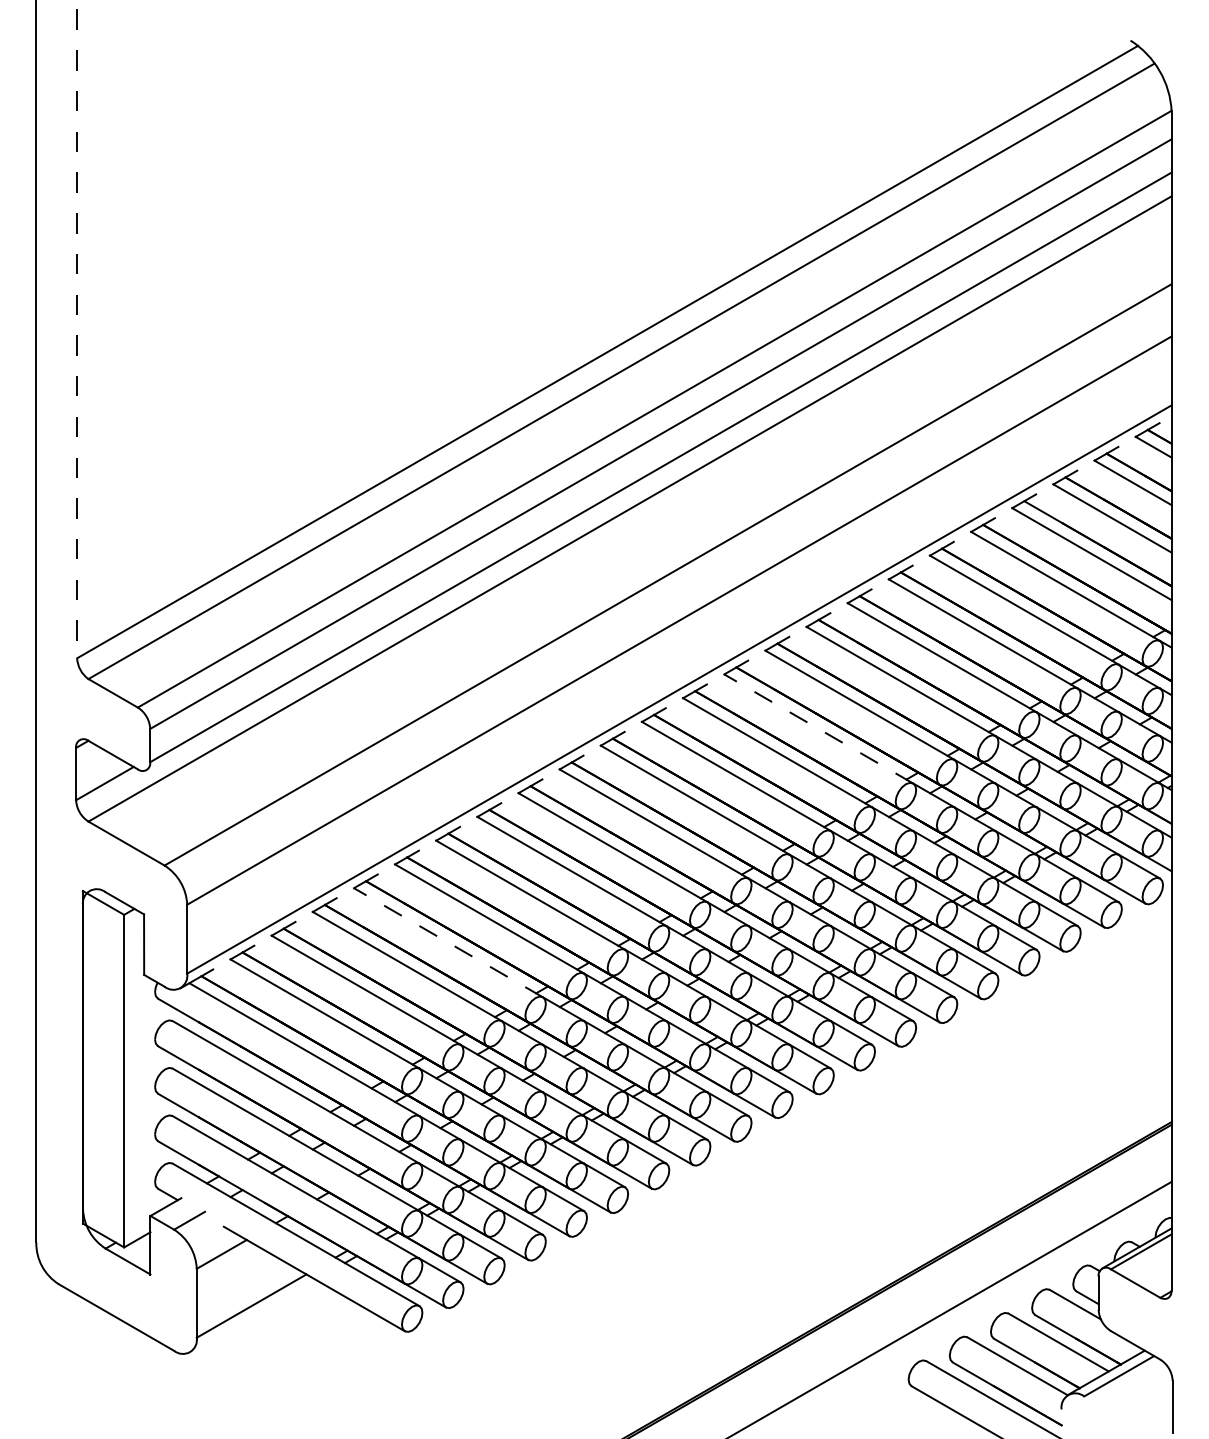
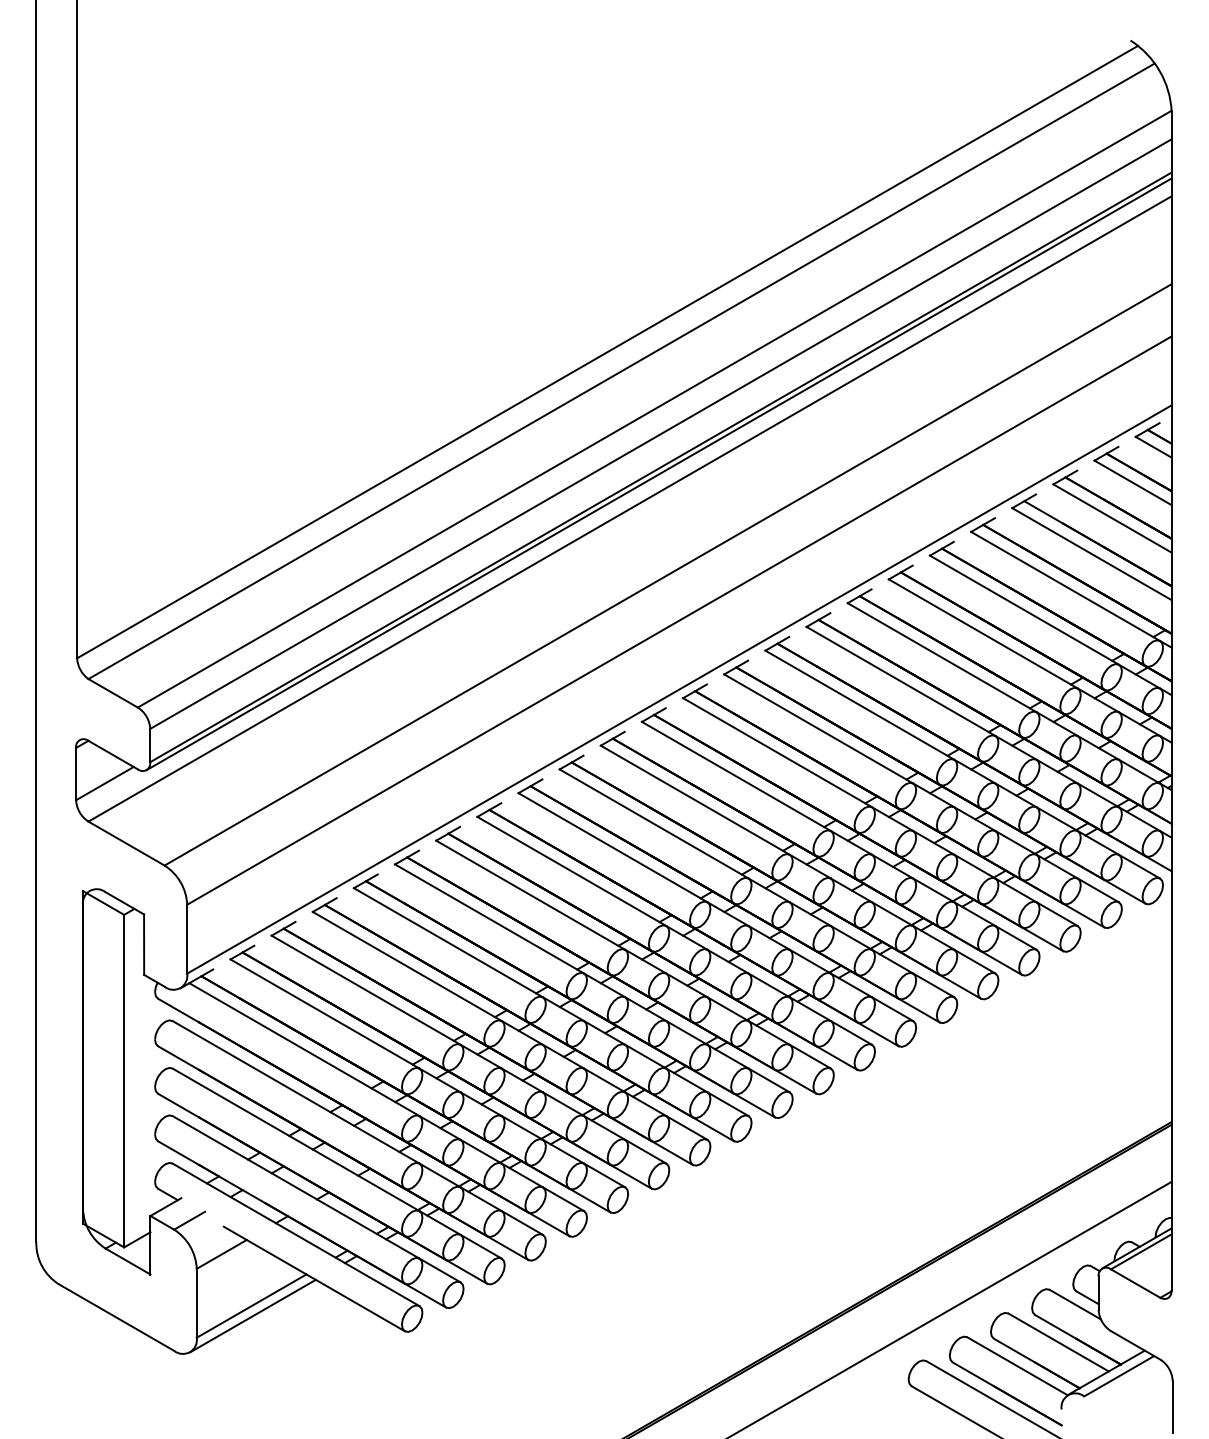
line: dashed -> solid (77, 329)
line: none -> present (658, 474)
line: dashed -> solid (818, 728)
line: dashed -> solid (447, 942)
line: none -> present (252, 1315)
